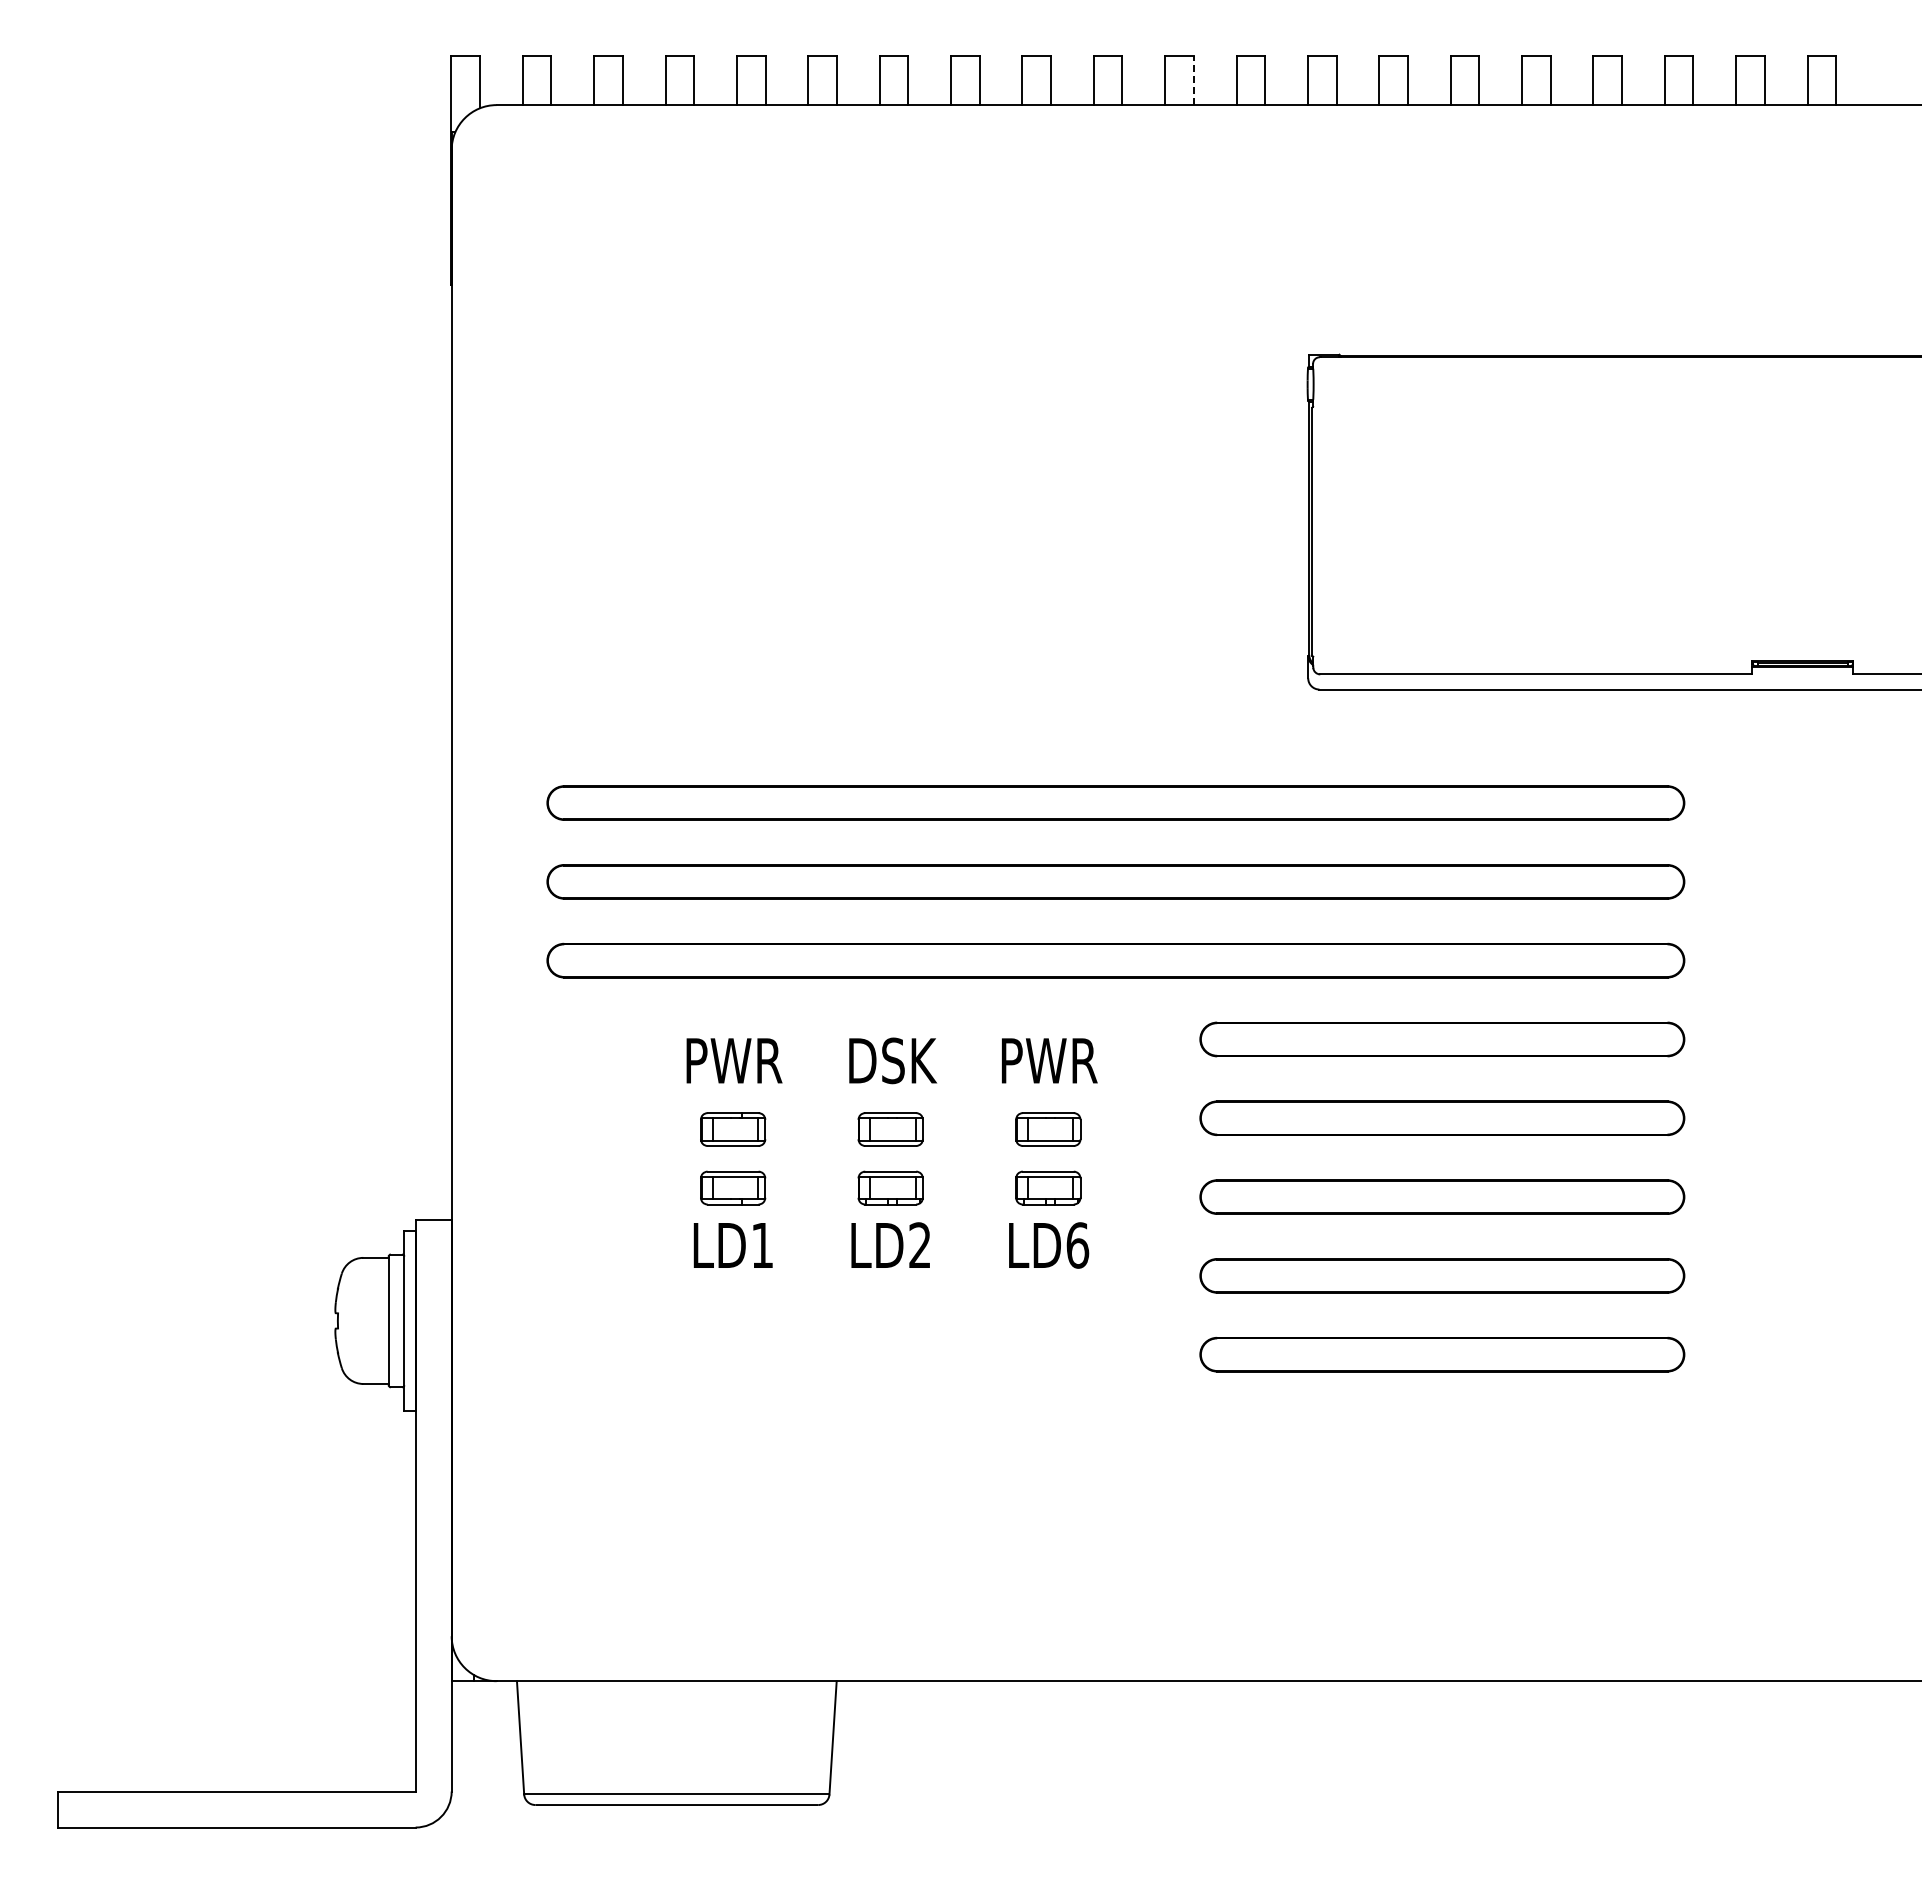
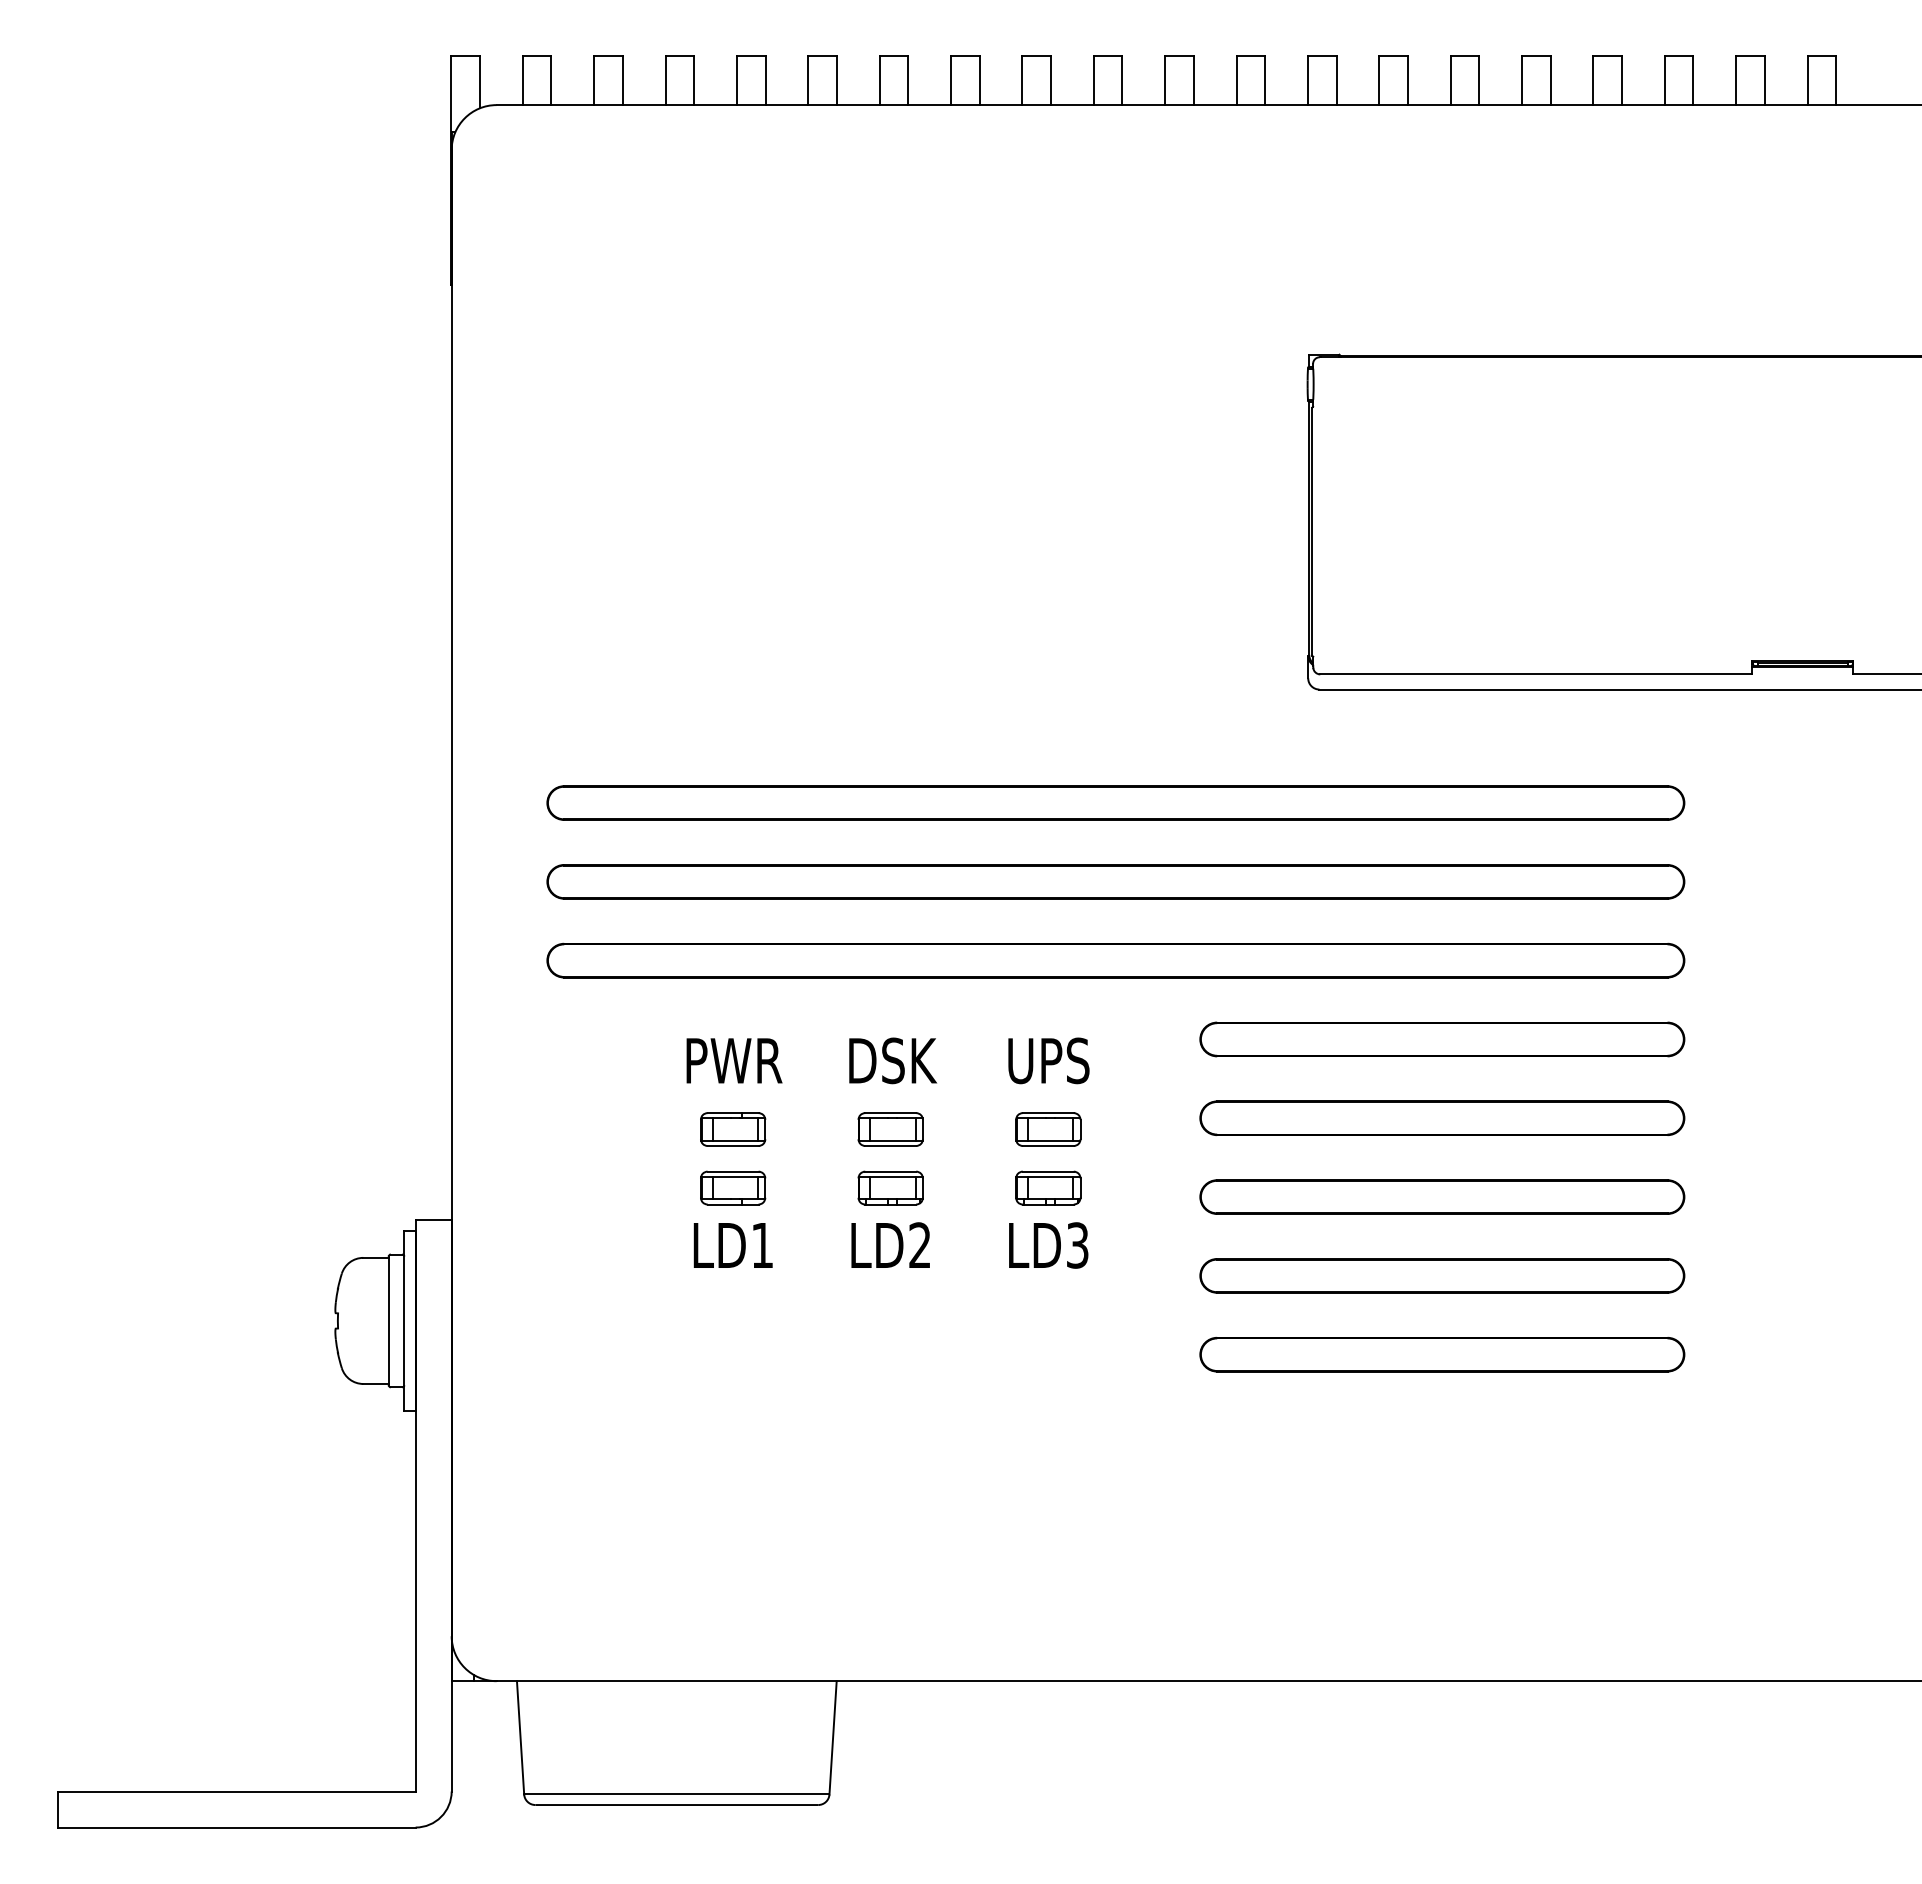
line: dashed -> solid (1193, 80)
text: PWR -> UPS (1049, 1060)
text: LD6 -> LD3 (1077, 1245)
